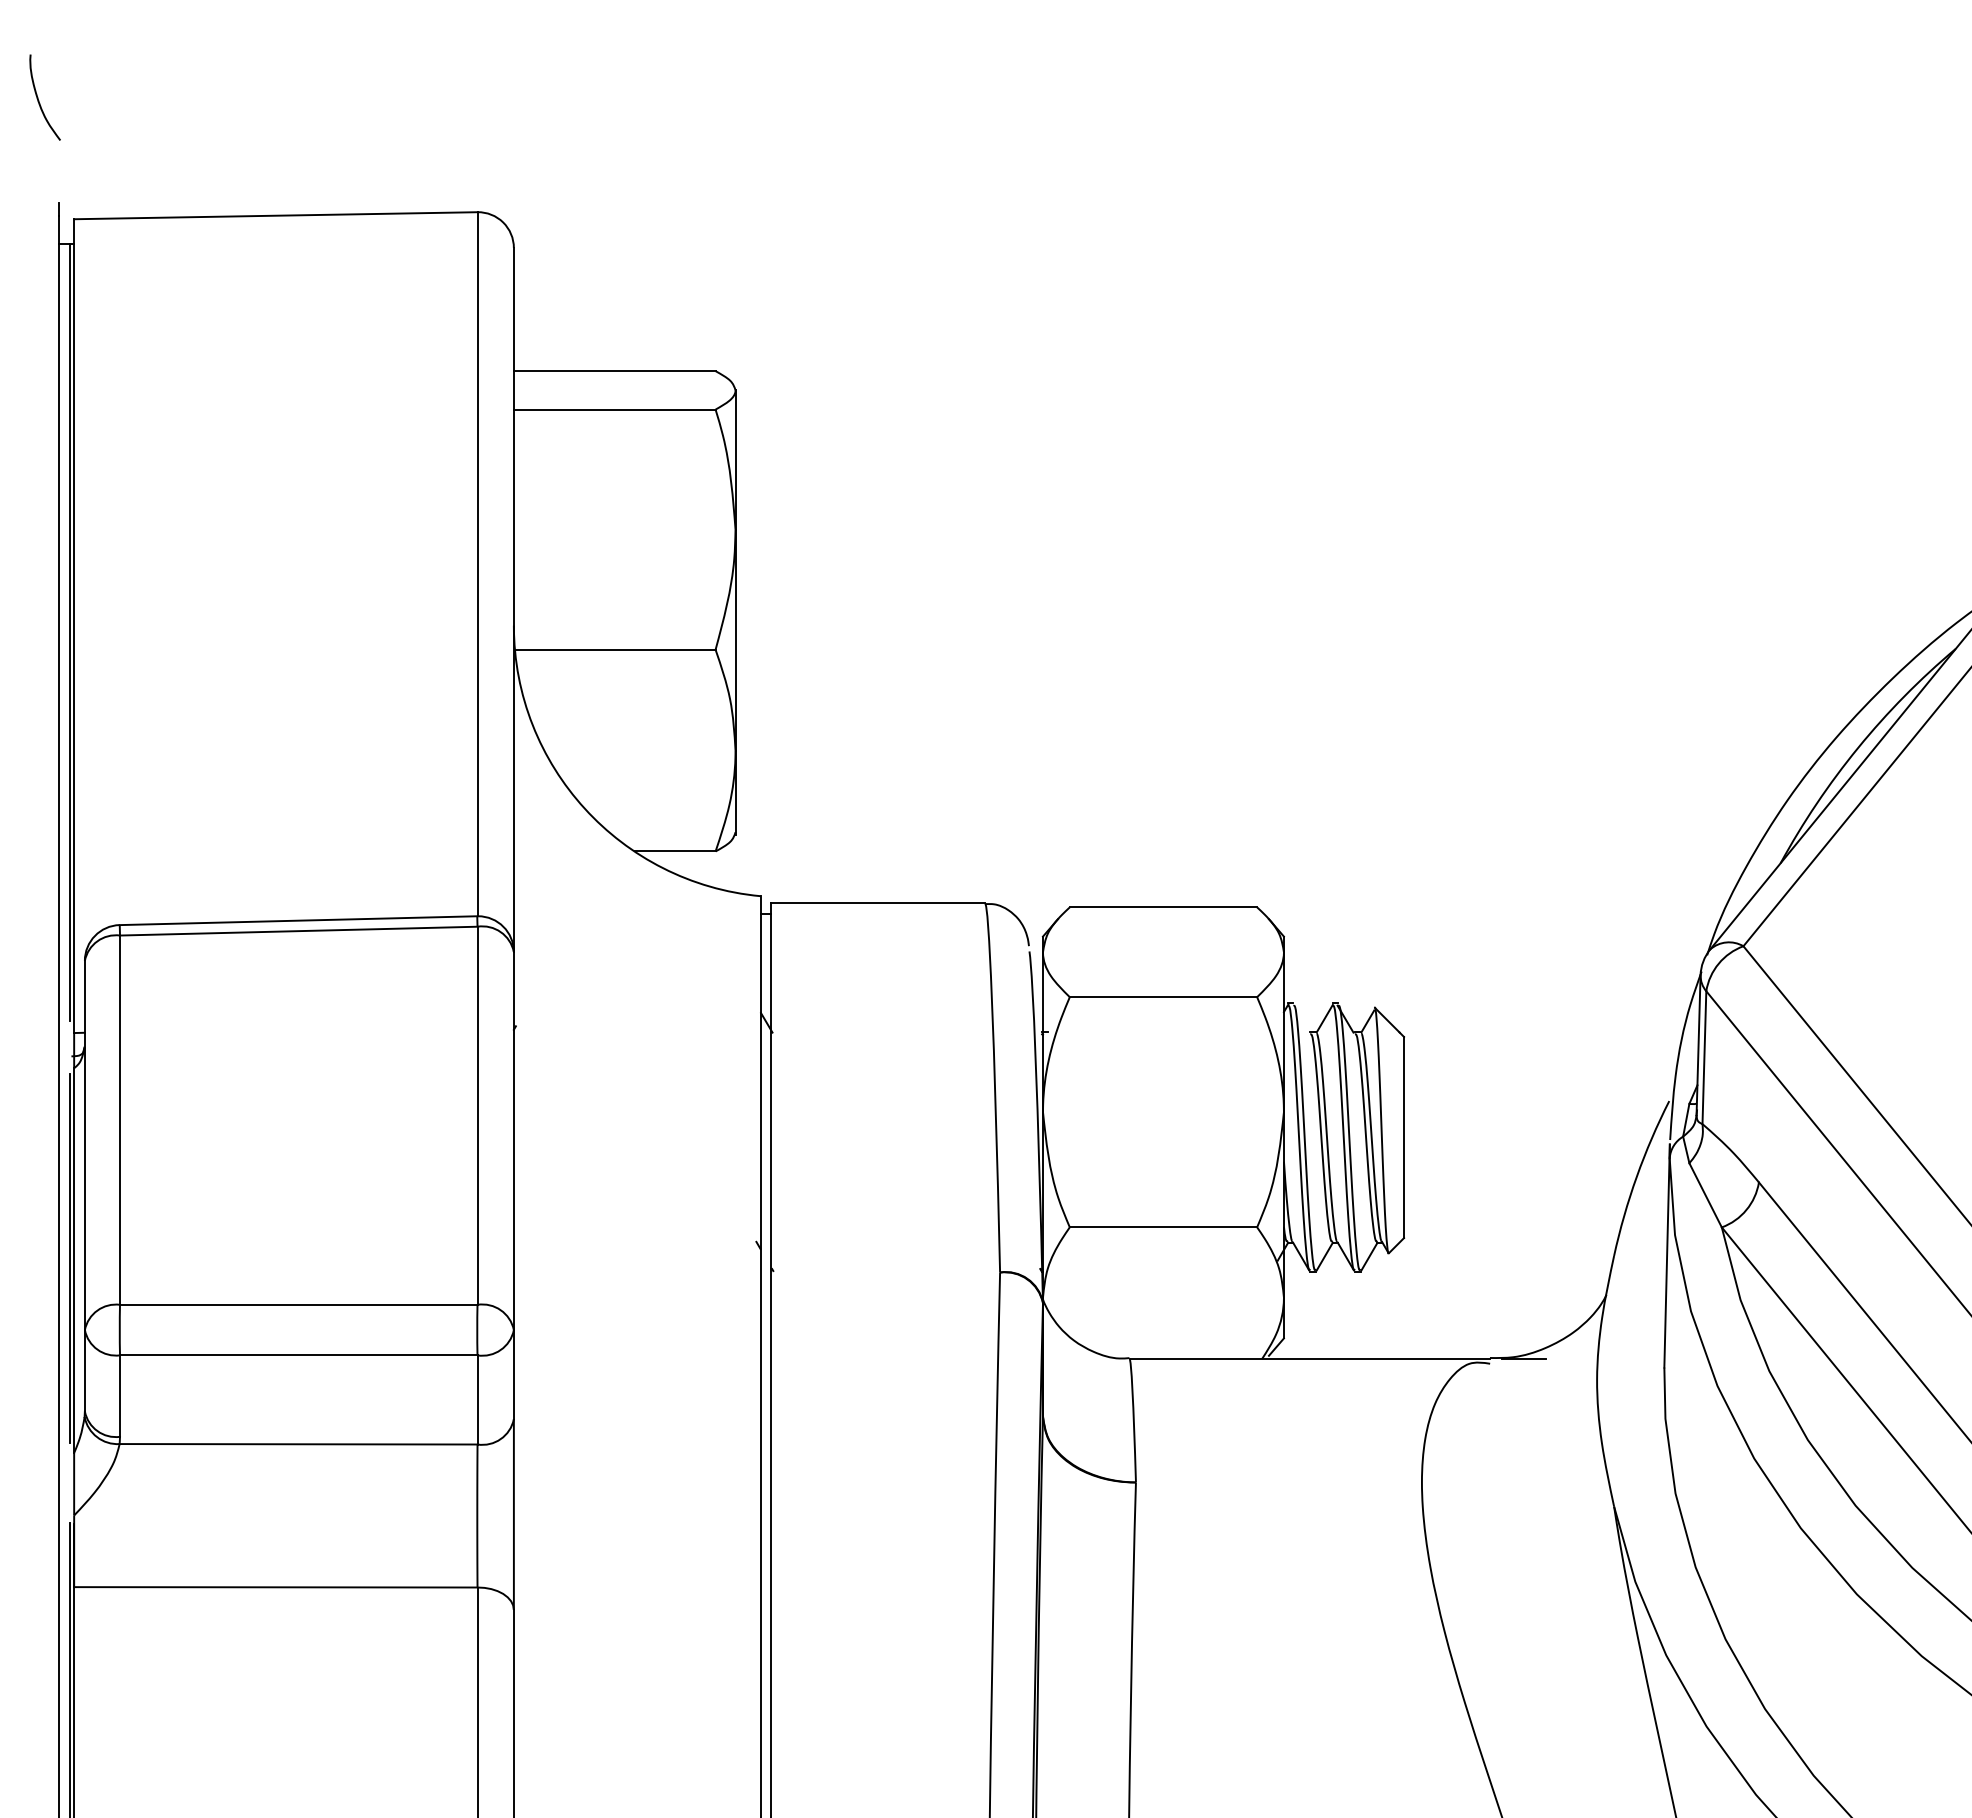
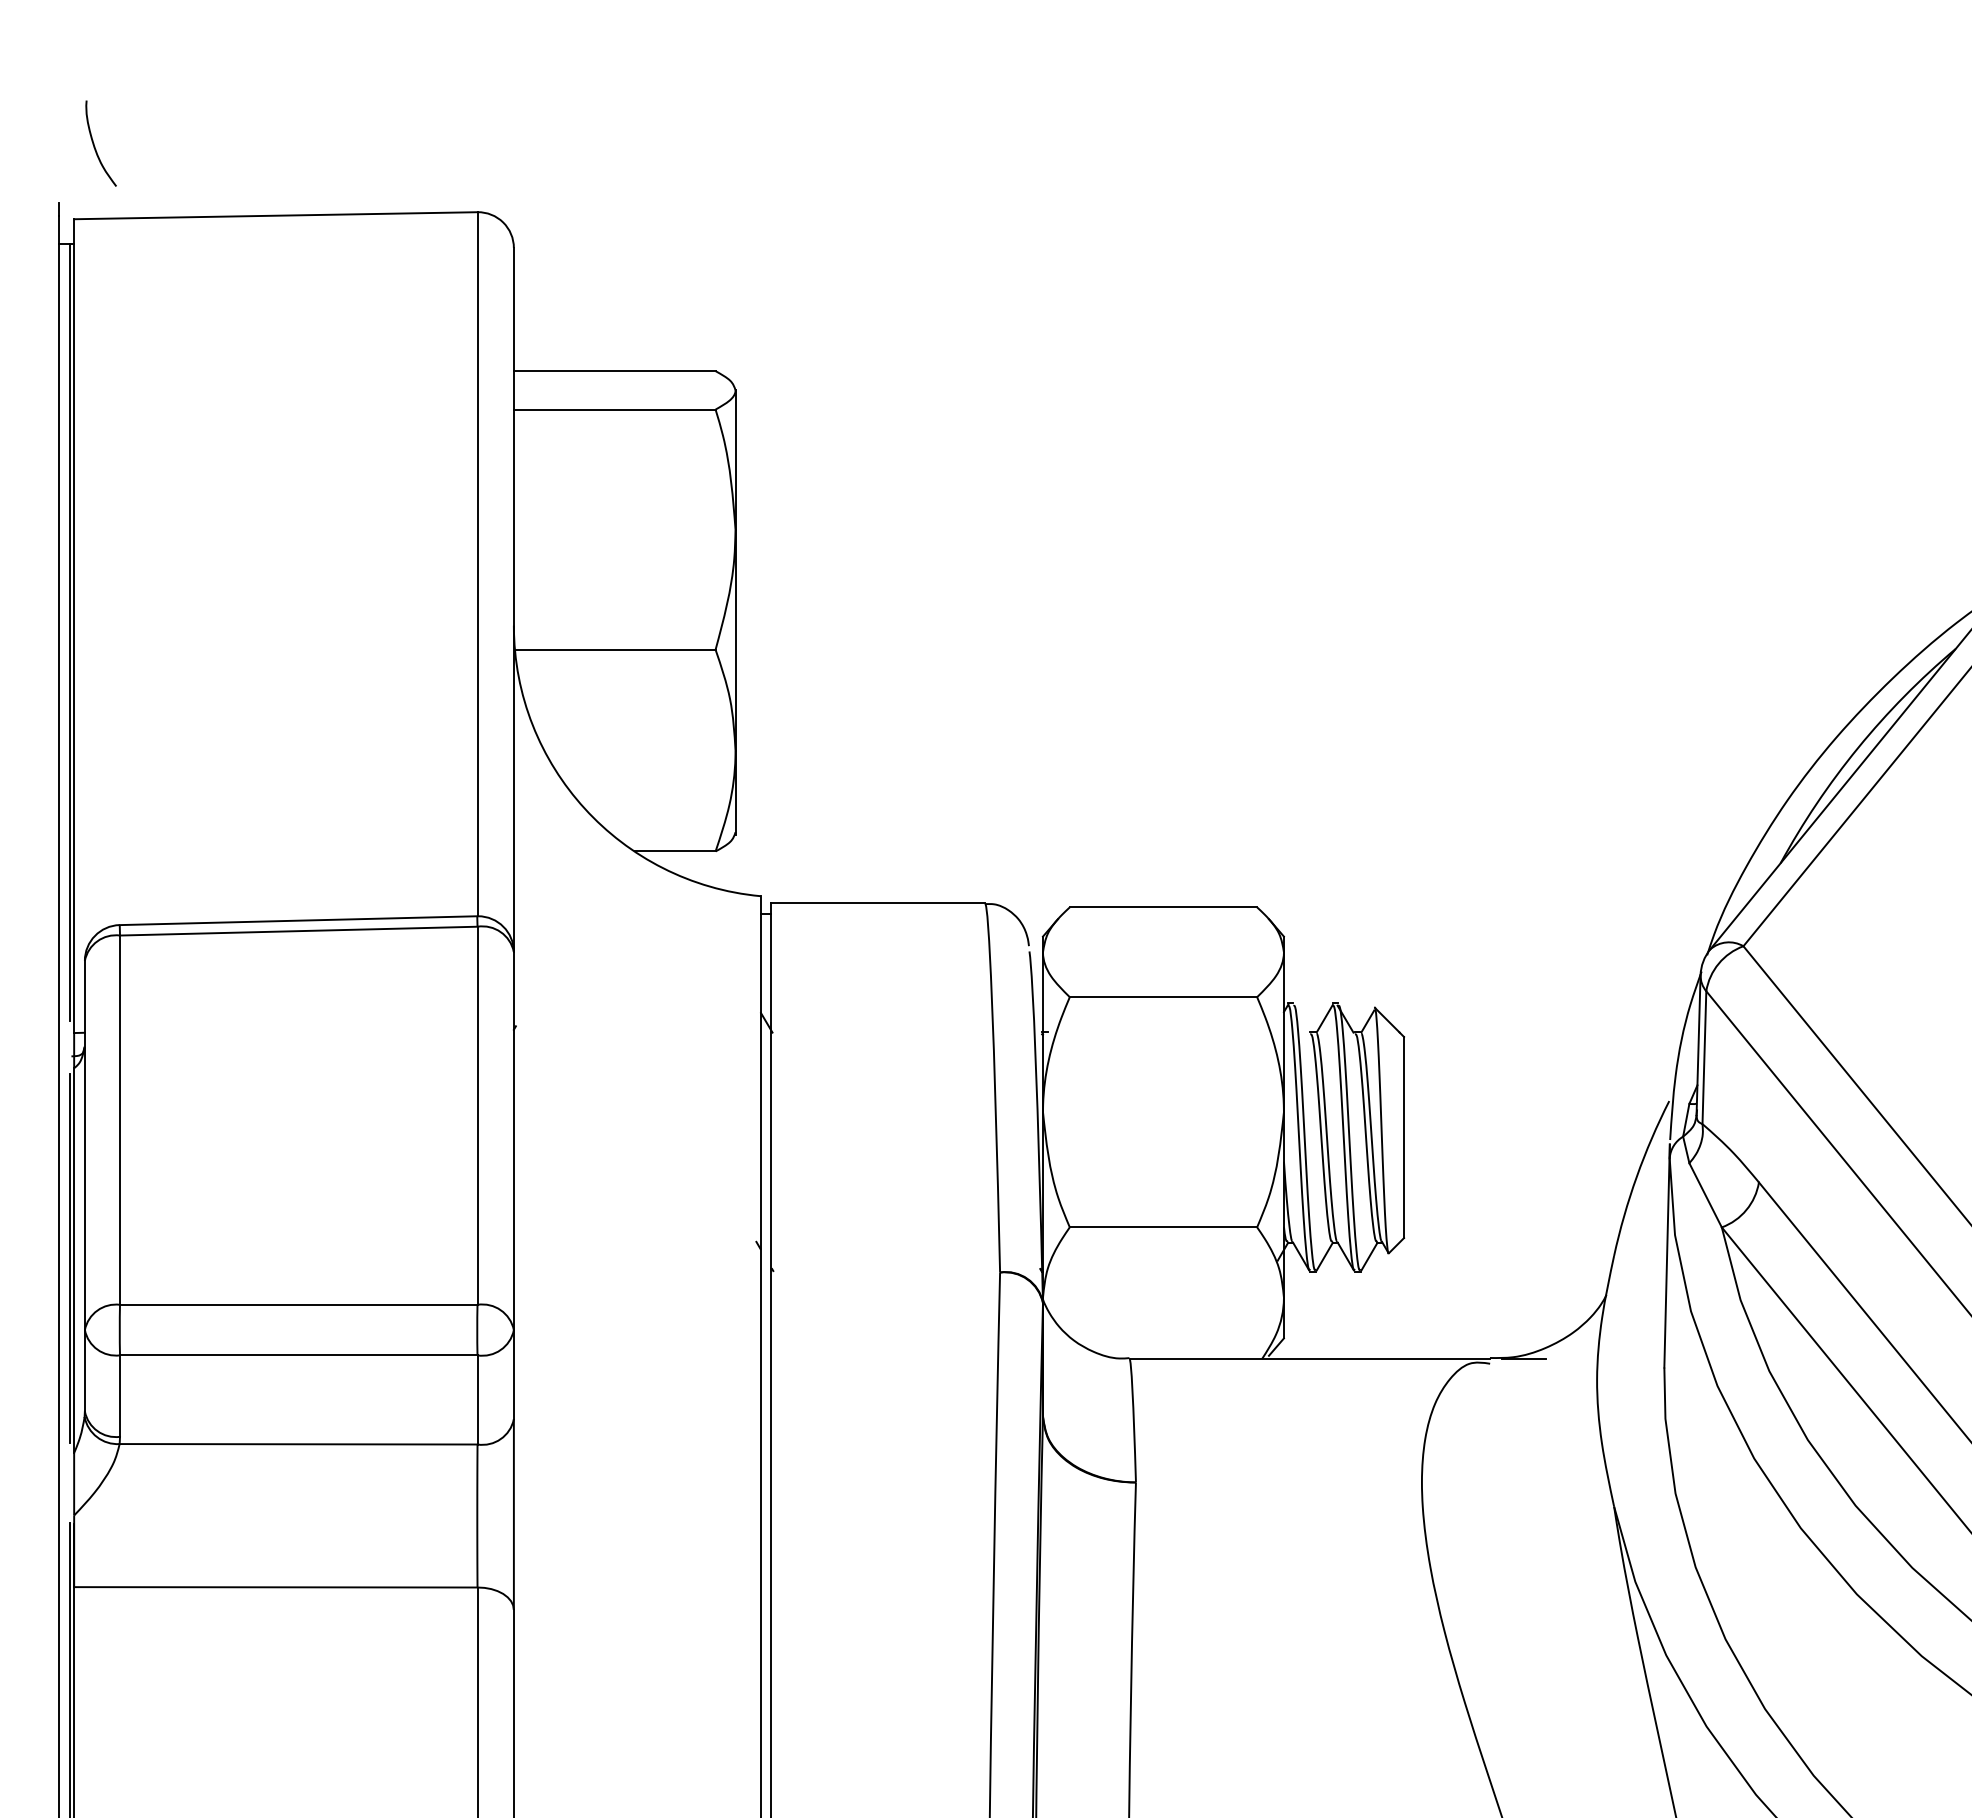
curve position: (39, 100) -> (95, 146) (95, 146)
